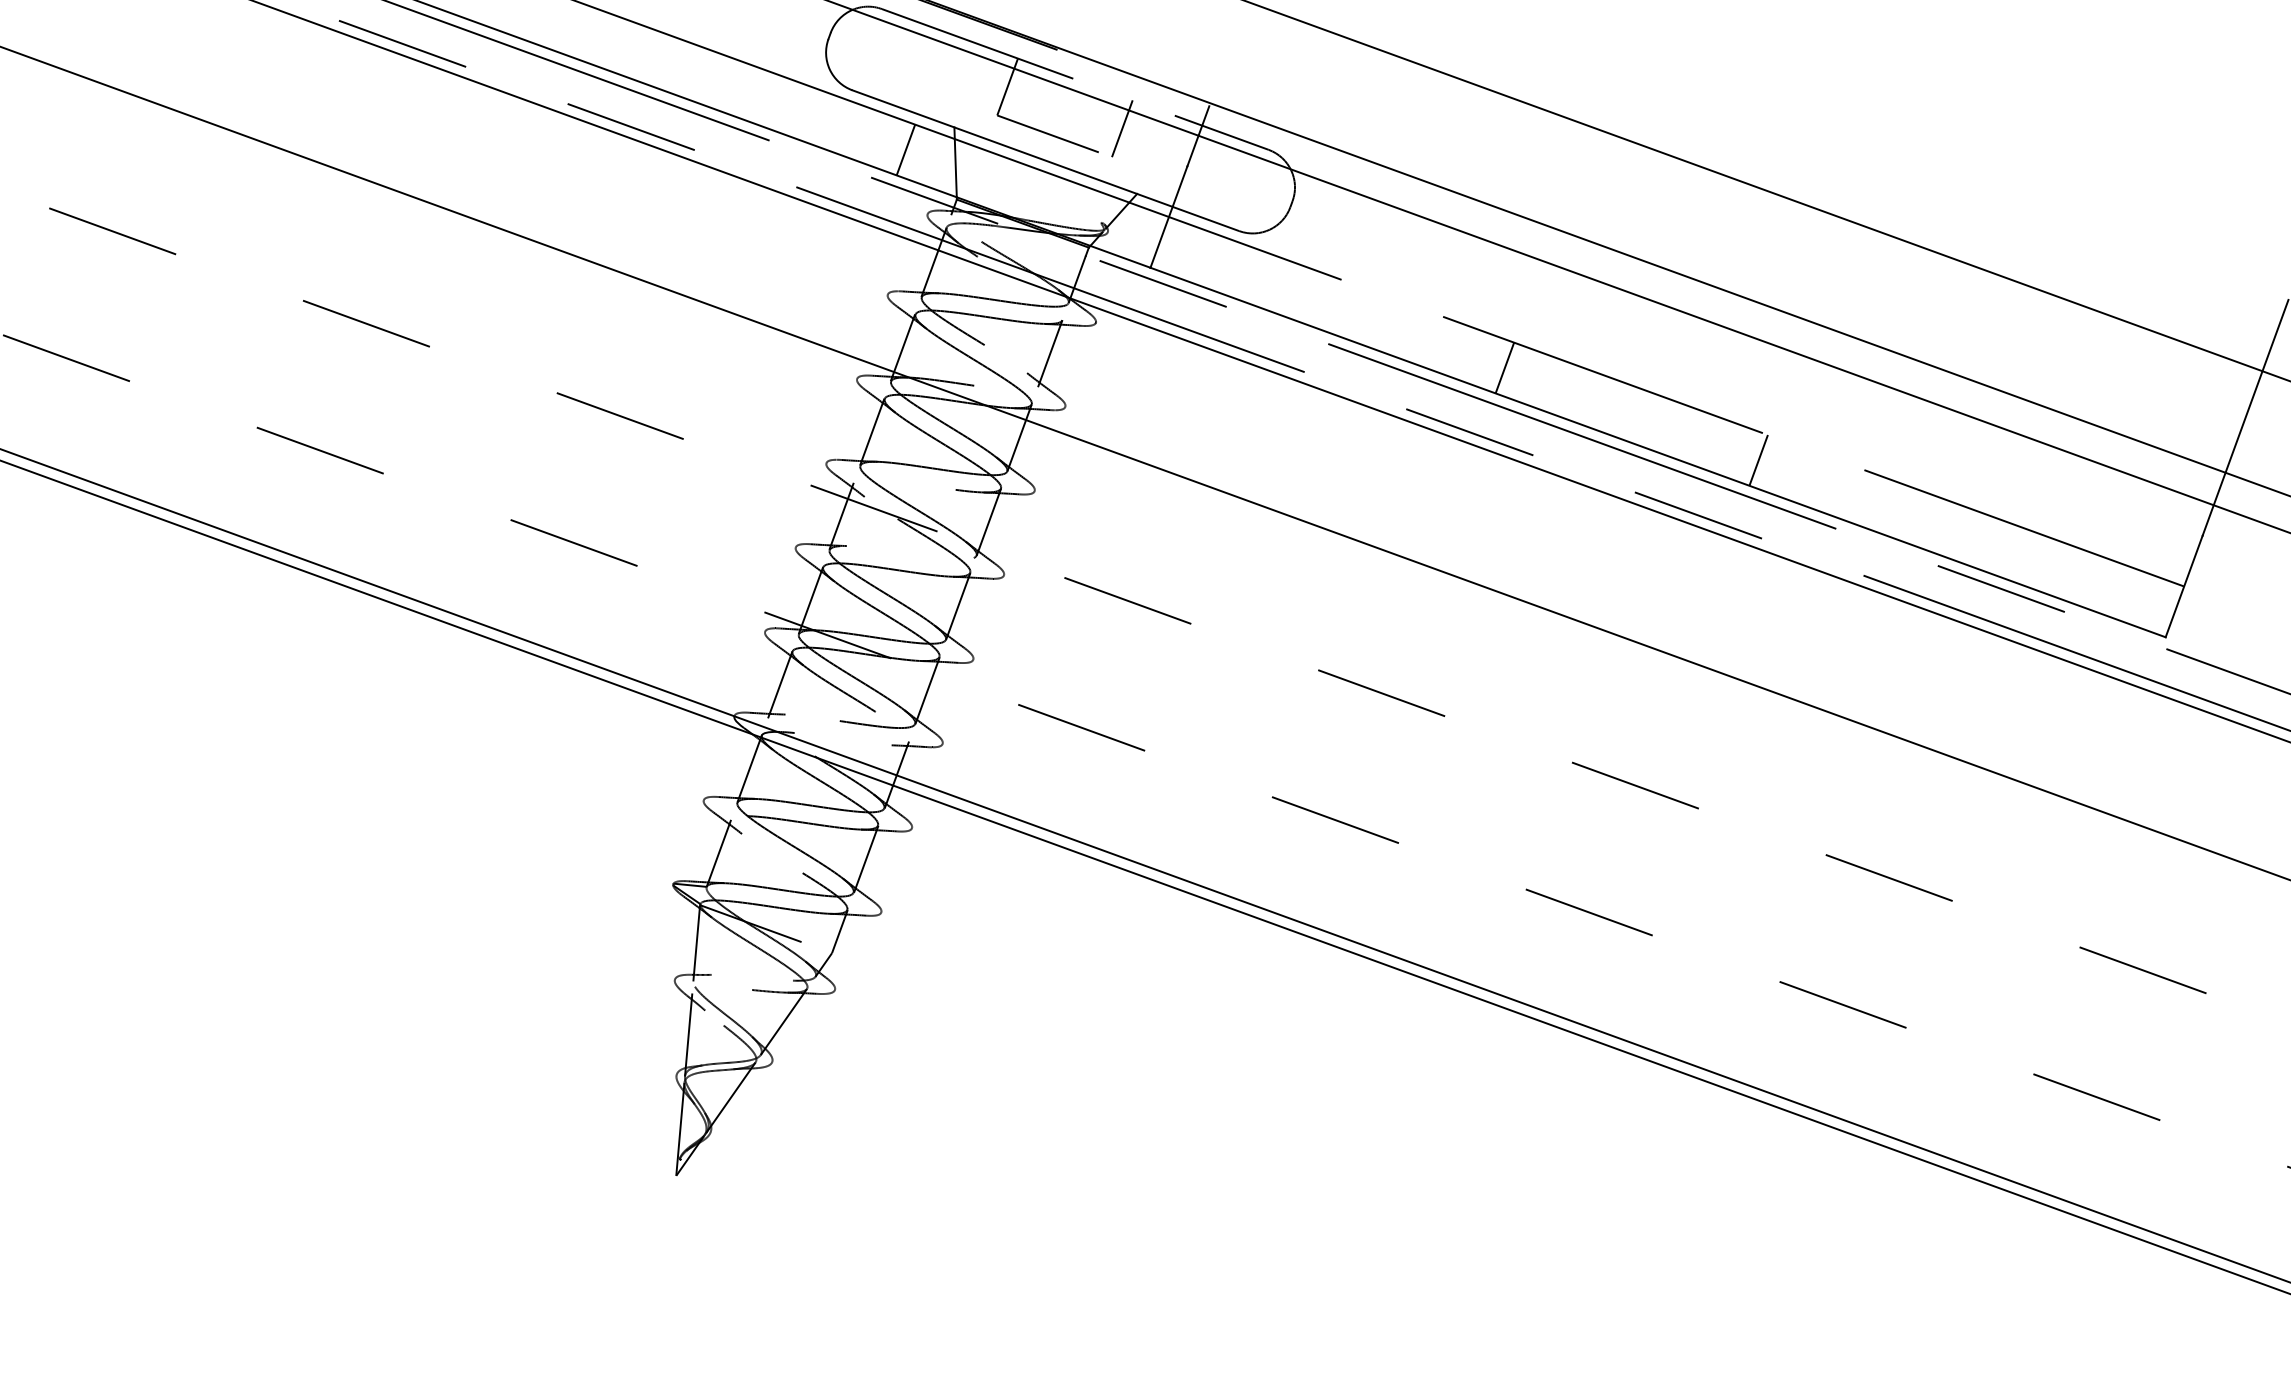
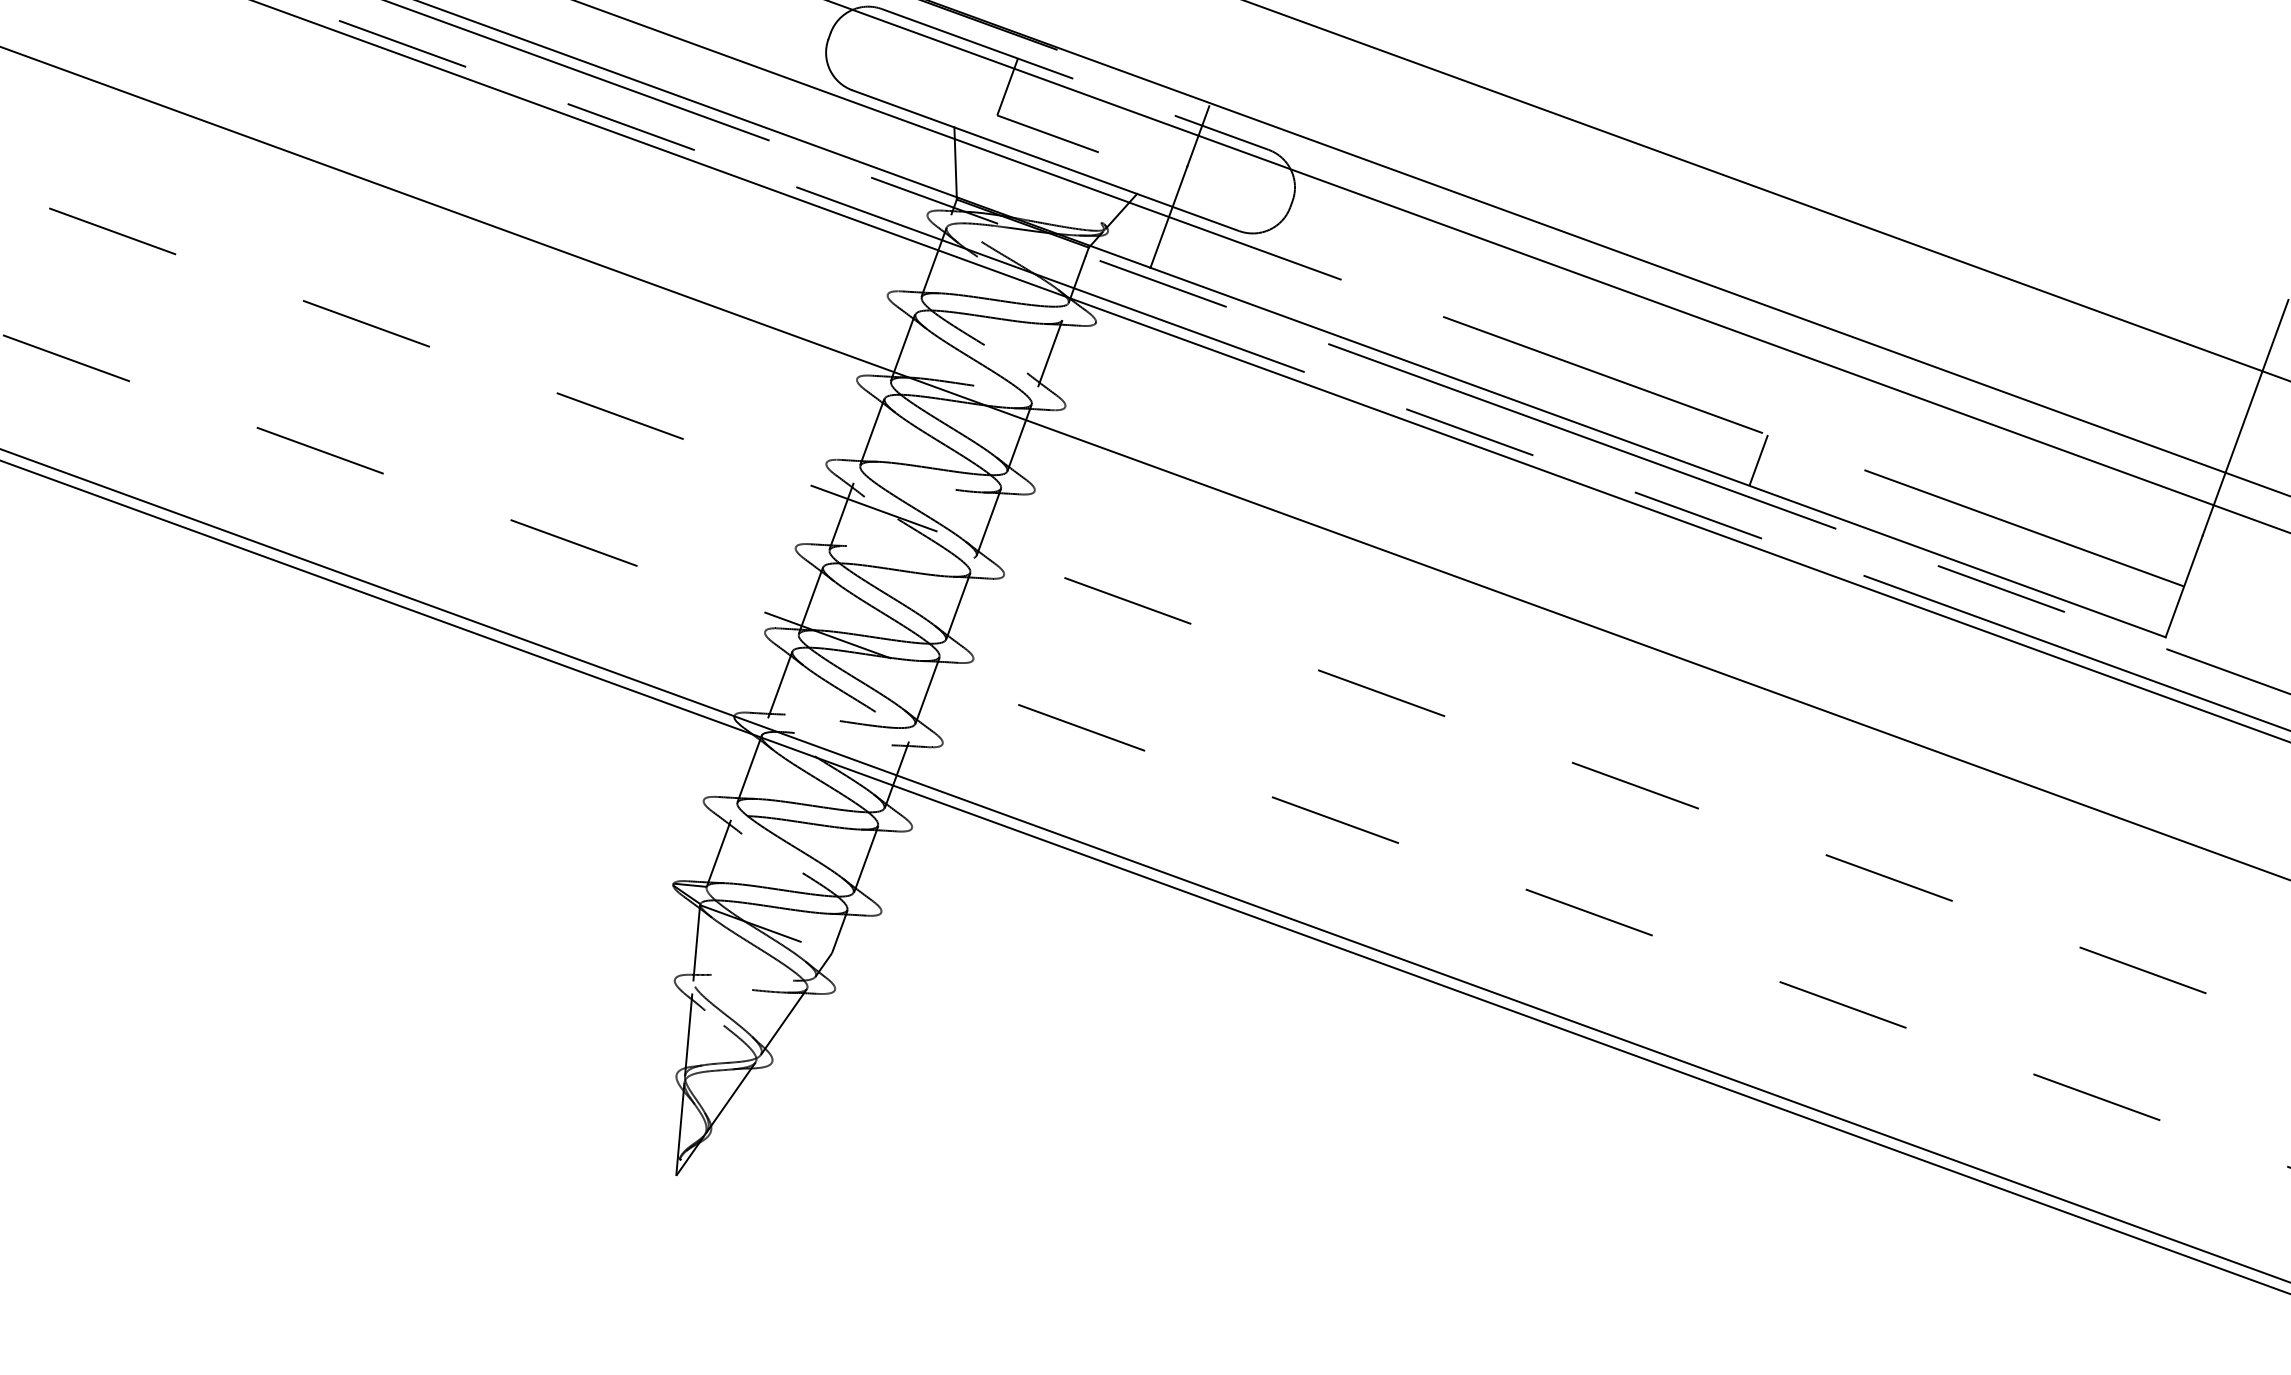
line: present -> none (1122, 128)
line: present -> none (905, 149)
line: present -> none (1504, 367)
